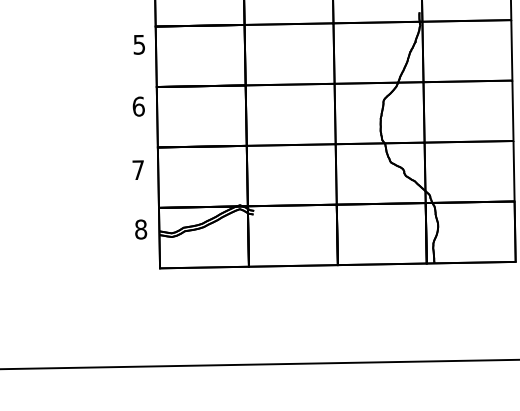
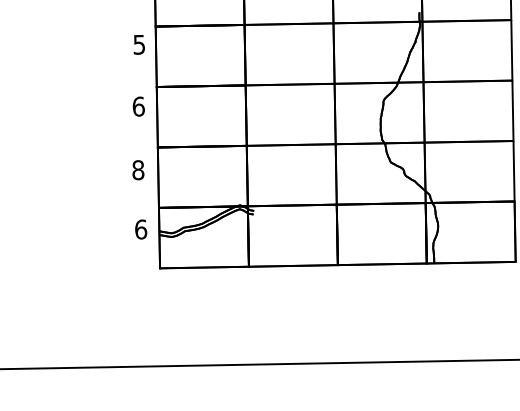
text: 7 -> 8 (138, 170)
text: 8 -> 6 (141, 229)
